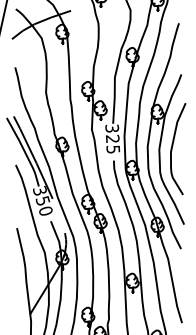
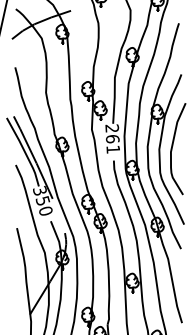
text: 325 -> 261 (112, 138)
